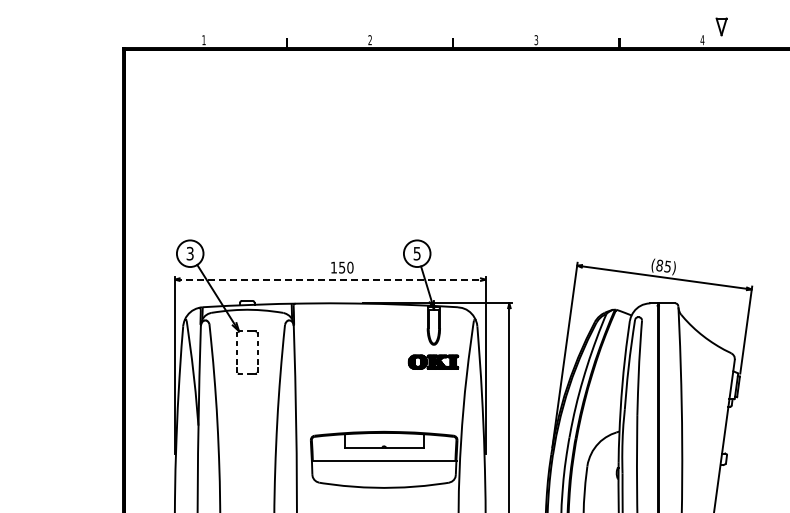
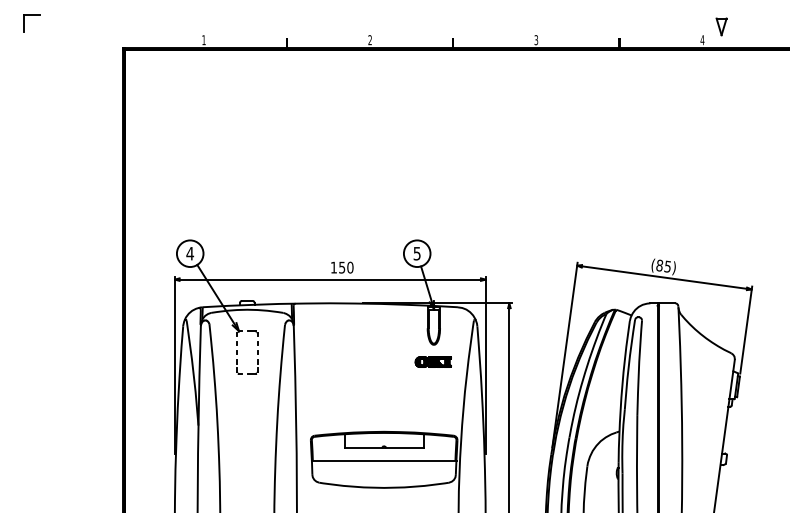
part: none -> present (24, 23)
text: 3 -> 4 (190, 253)
line: dashed -> solid (330, 279)
part size: 53x16 px -> 38x12 px (432, 361)
